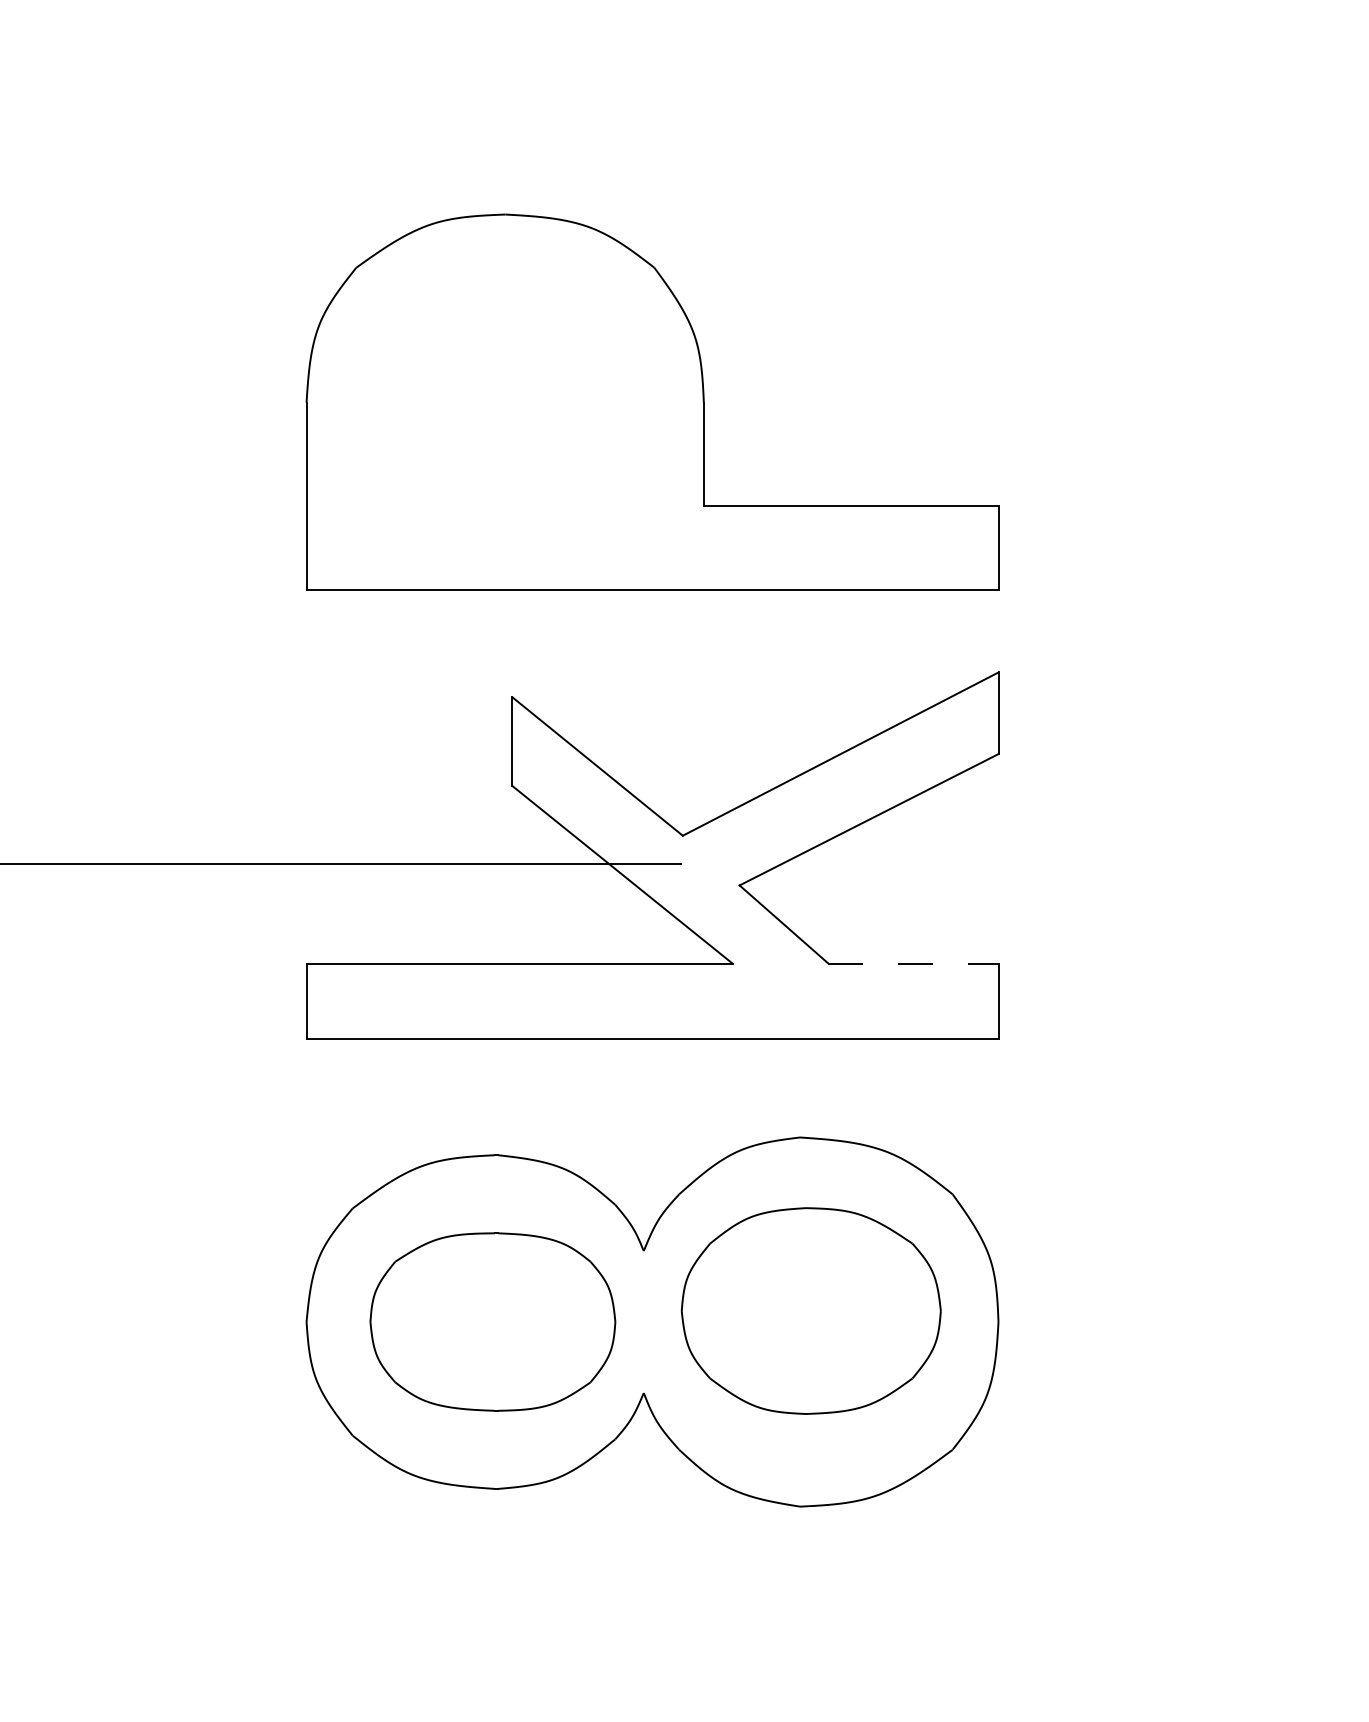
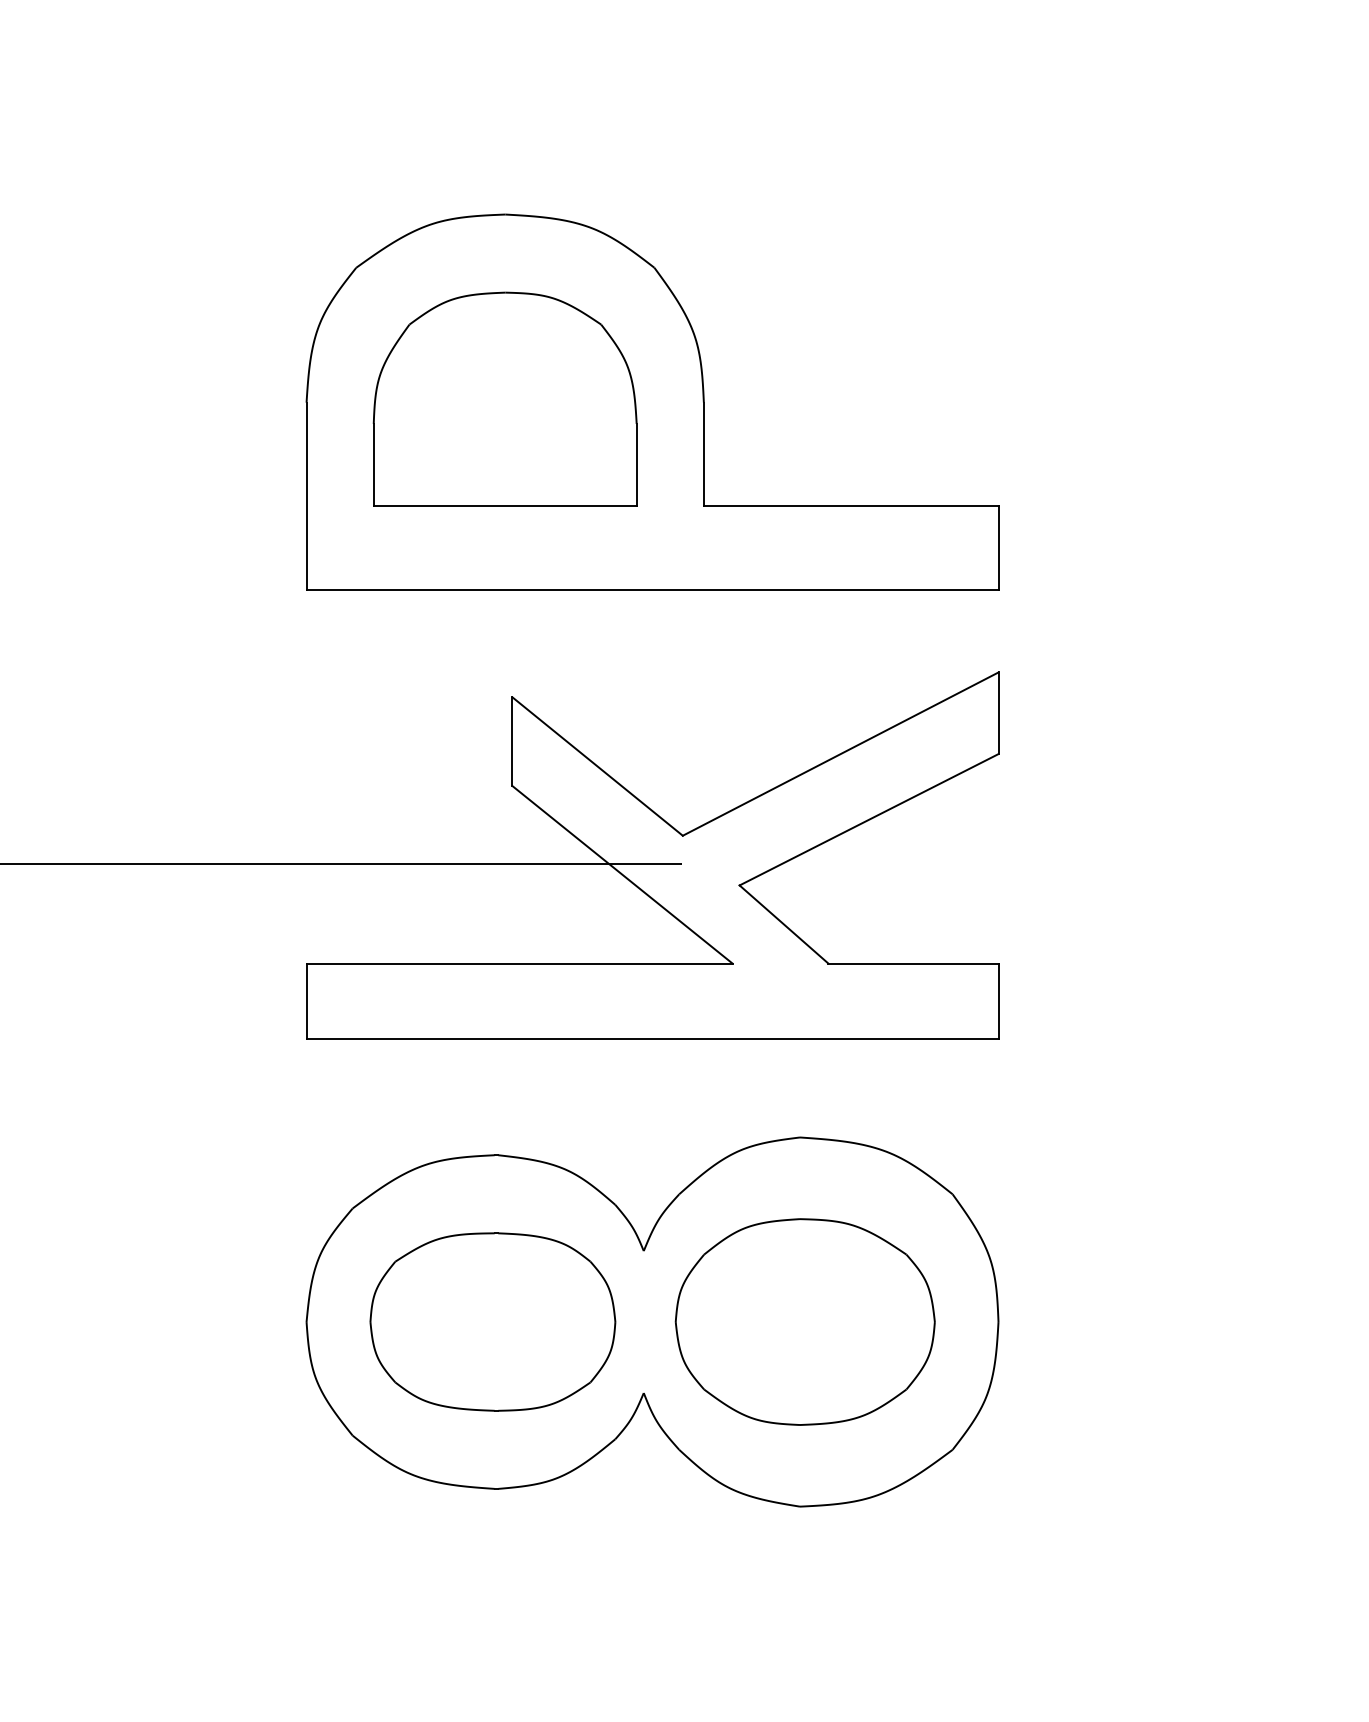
part: none -> present (504, 398)
line: dashed -> solid (913, 963)
part position: (810, 1310) -> (804, 1321) (804, 1321)
